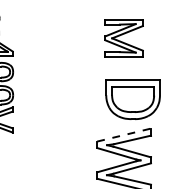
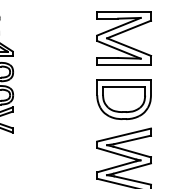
part size: 40x39 px -> 56x55 px (123, 38)
part position: (132, 99) -> (123, 99) (123, 99)
line: dashed -> solid (124, 135)
